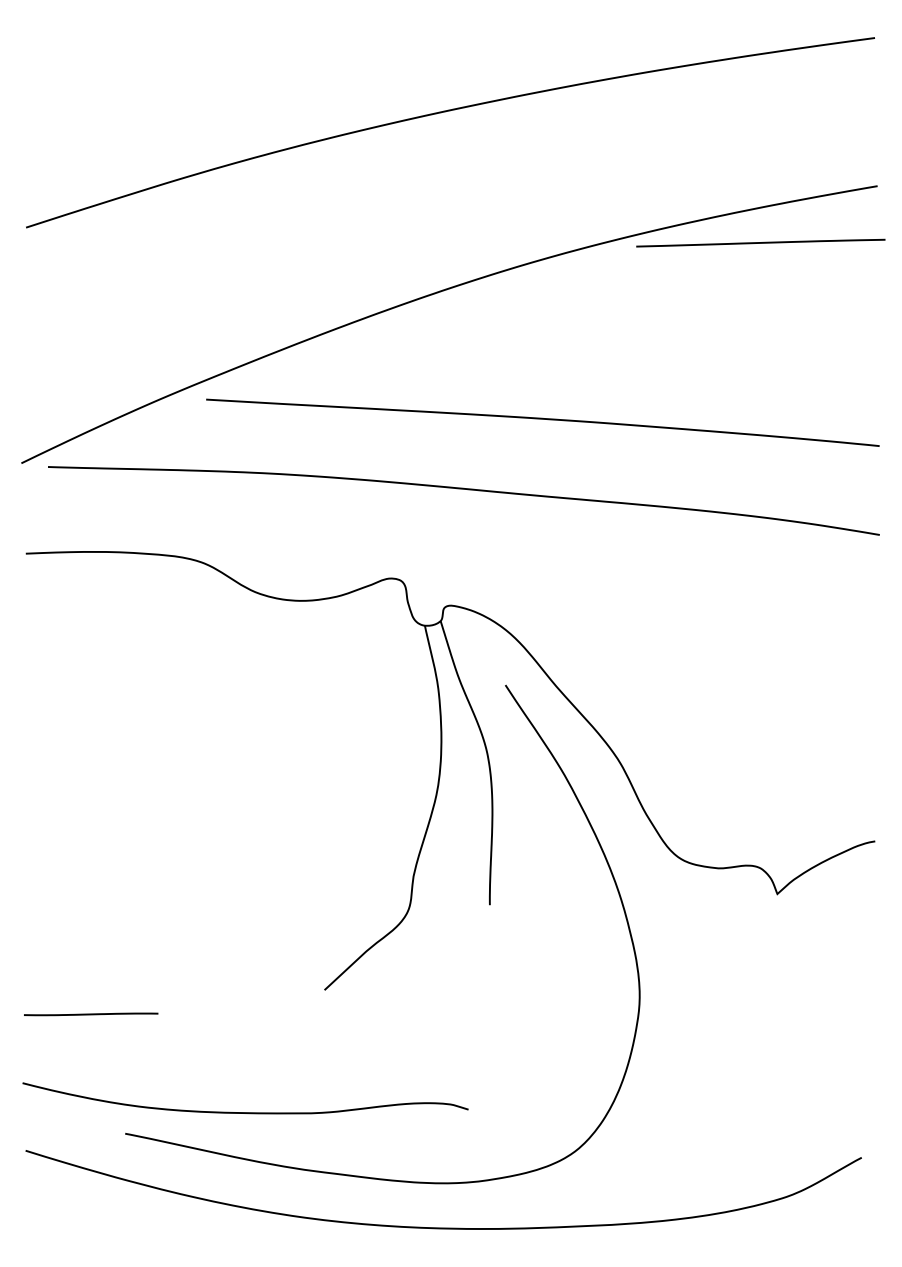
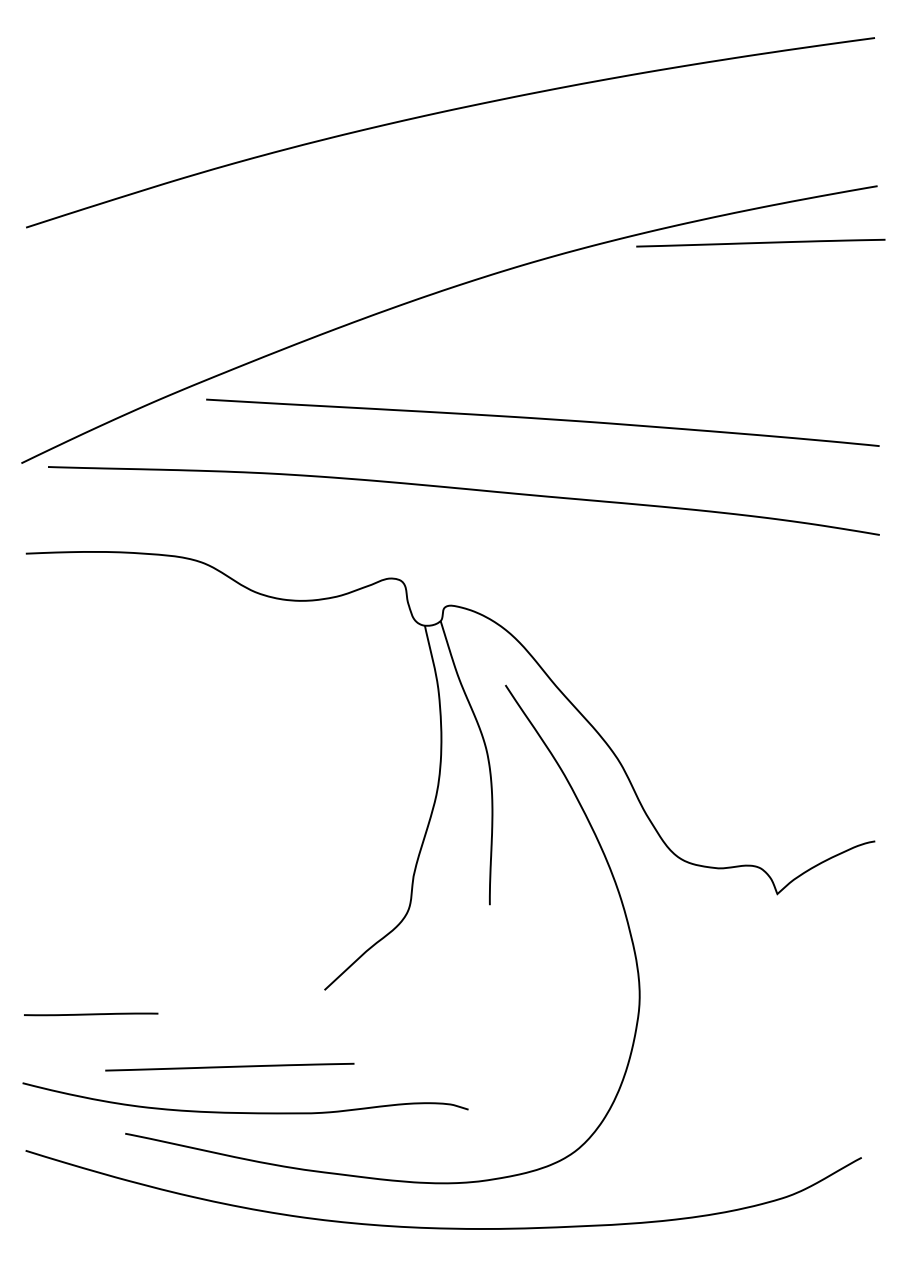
line: none -> present (229, 1066)
